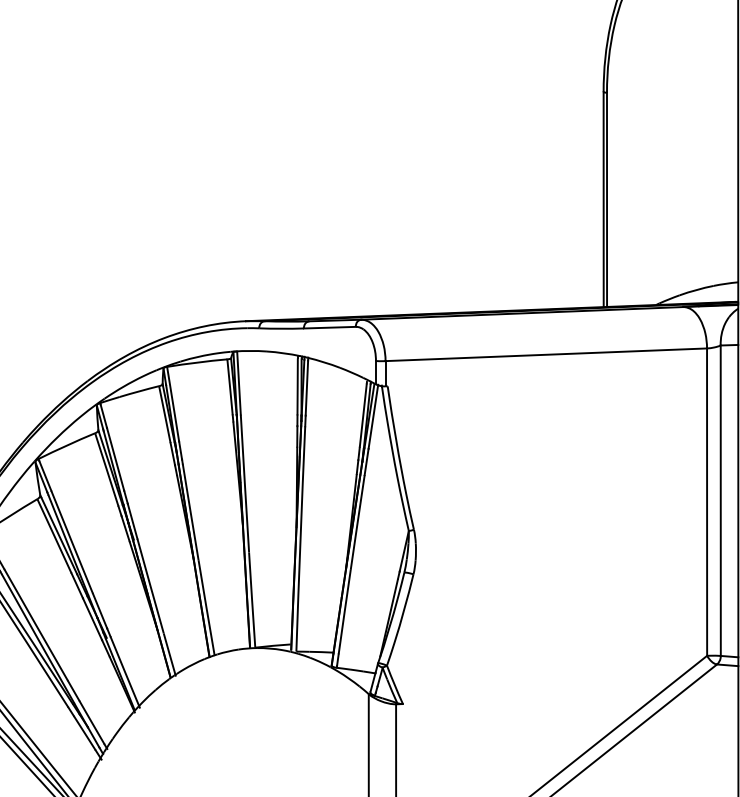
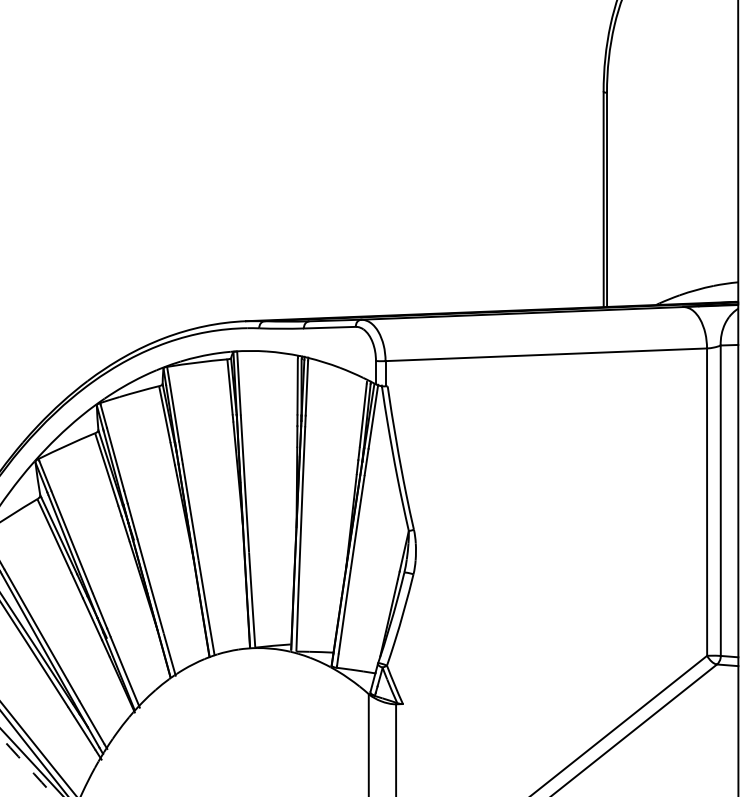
arc: solid -> dashed (27, 766)
